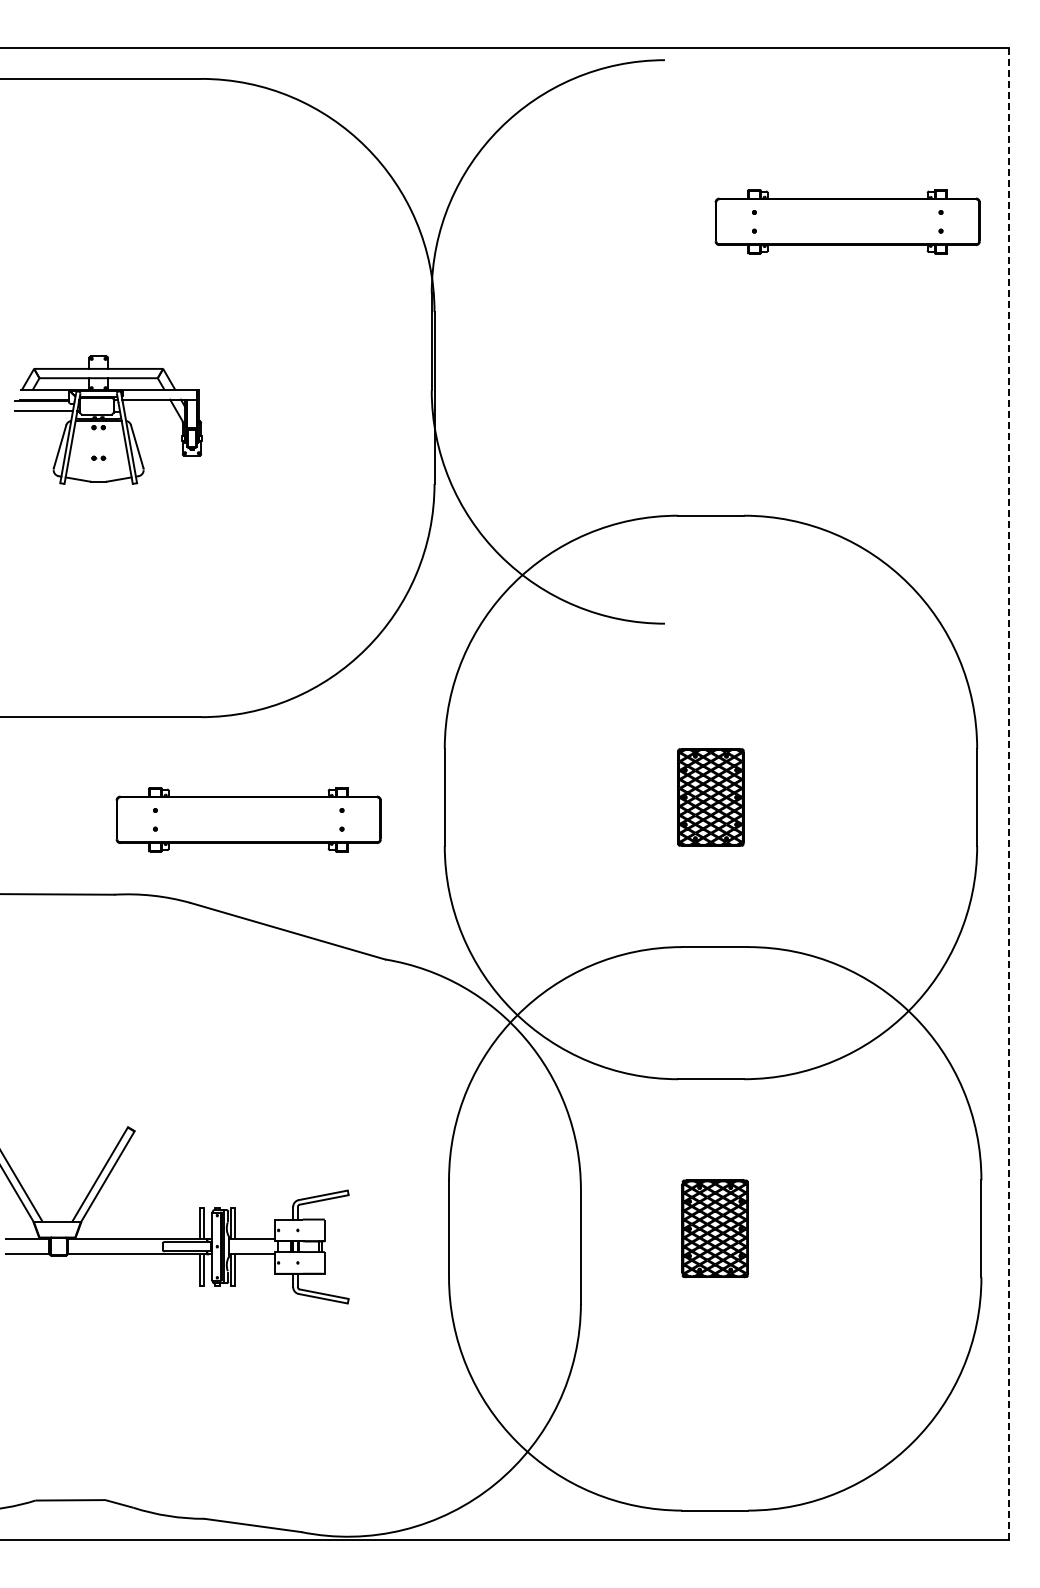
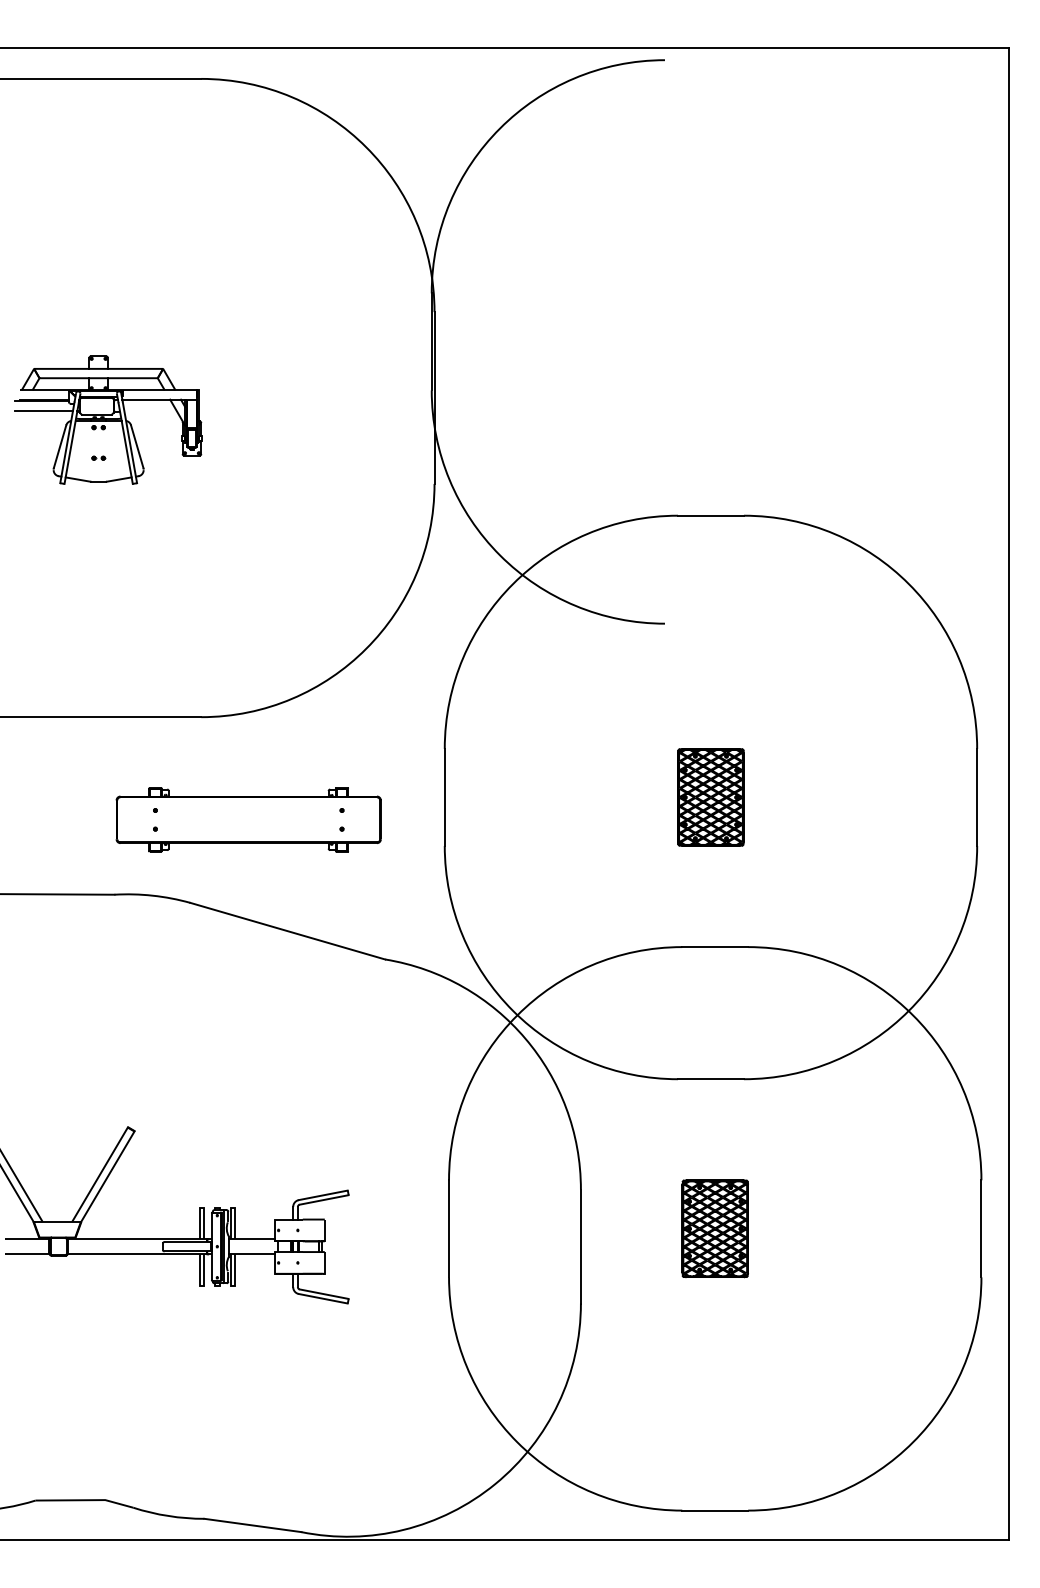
part: present -> none (847, 221)
line: dashed -> solid (1008, 794)
